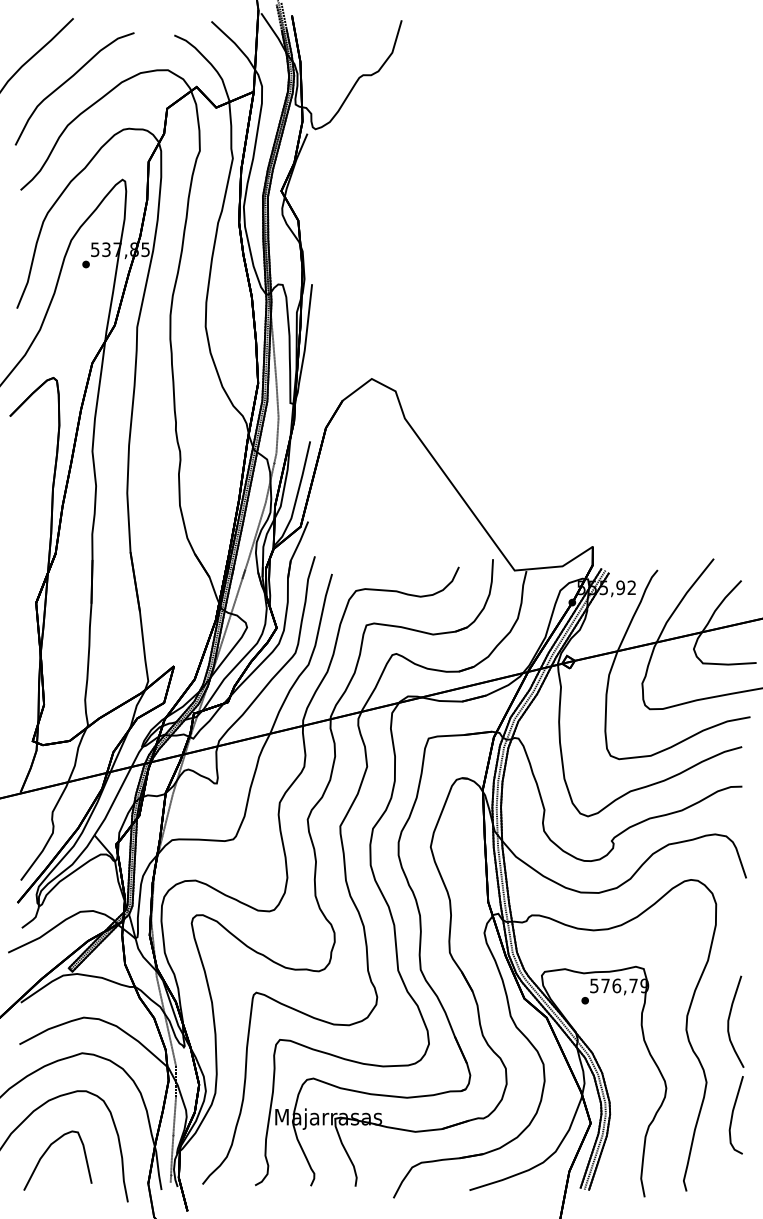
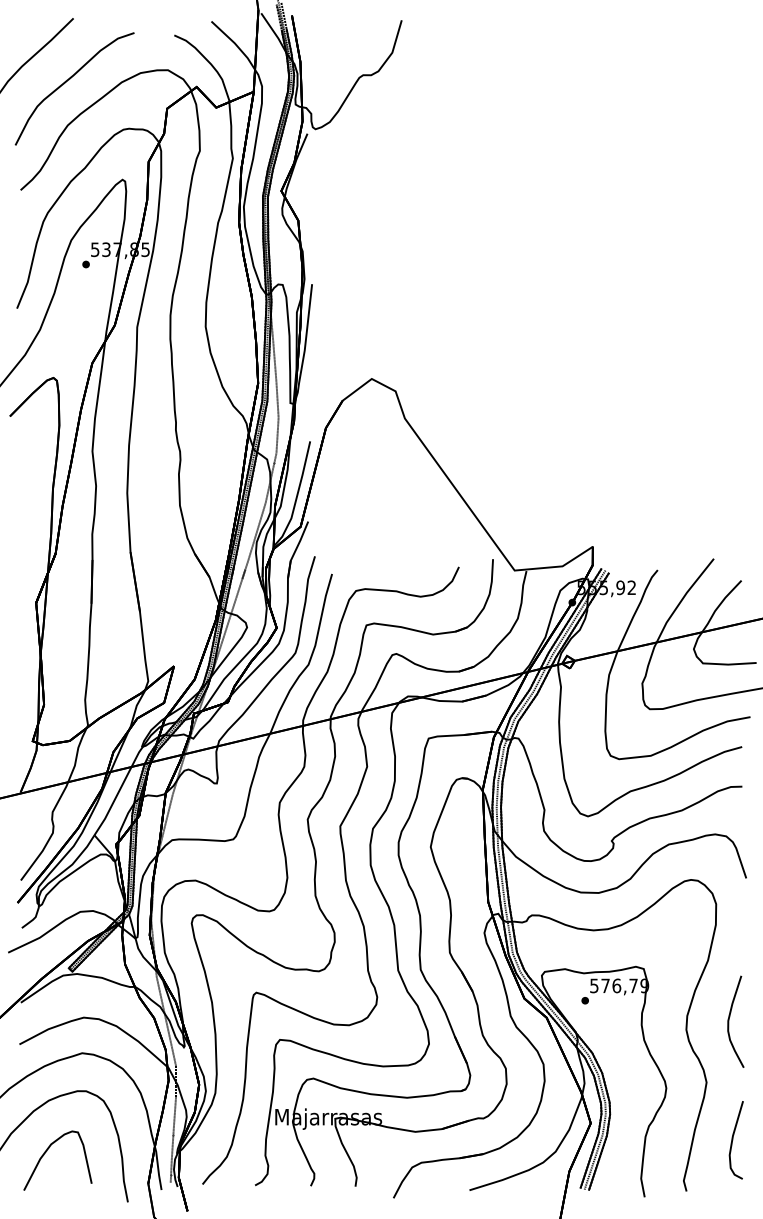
curve position: (733, 1115) -> (733, 1140) (733, 1140)
